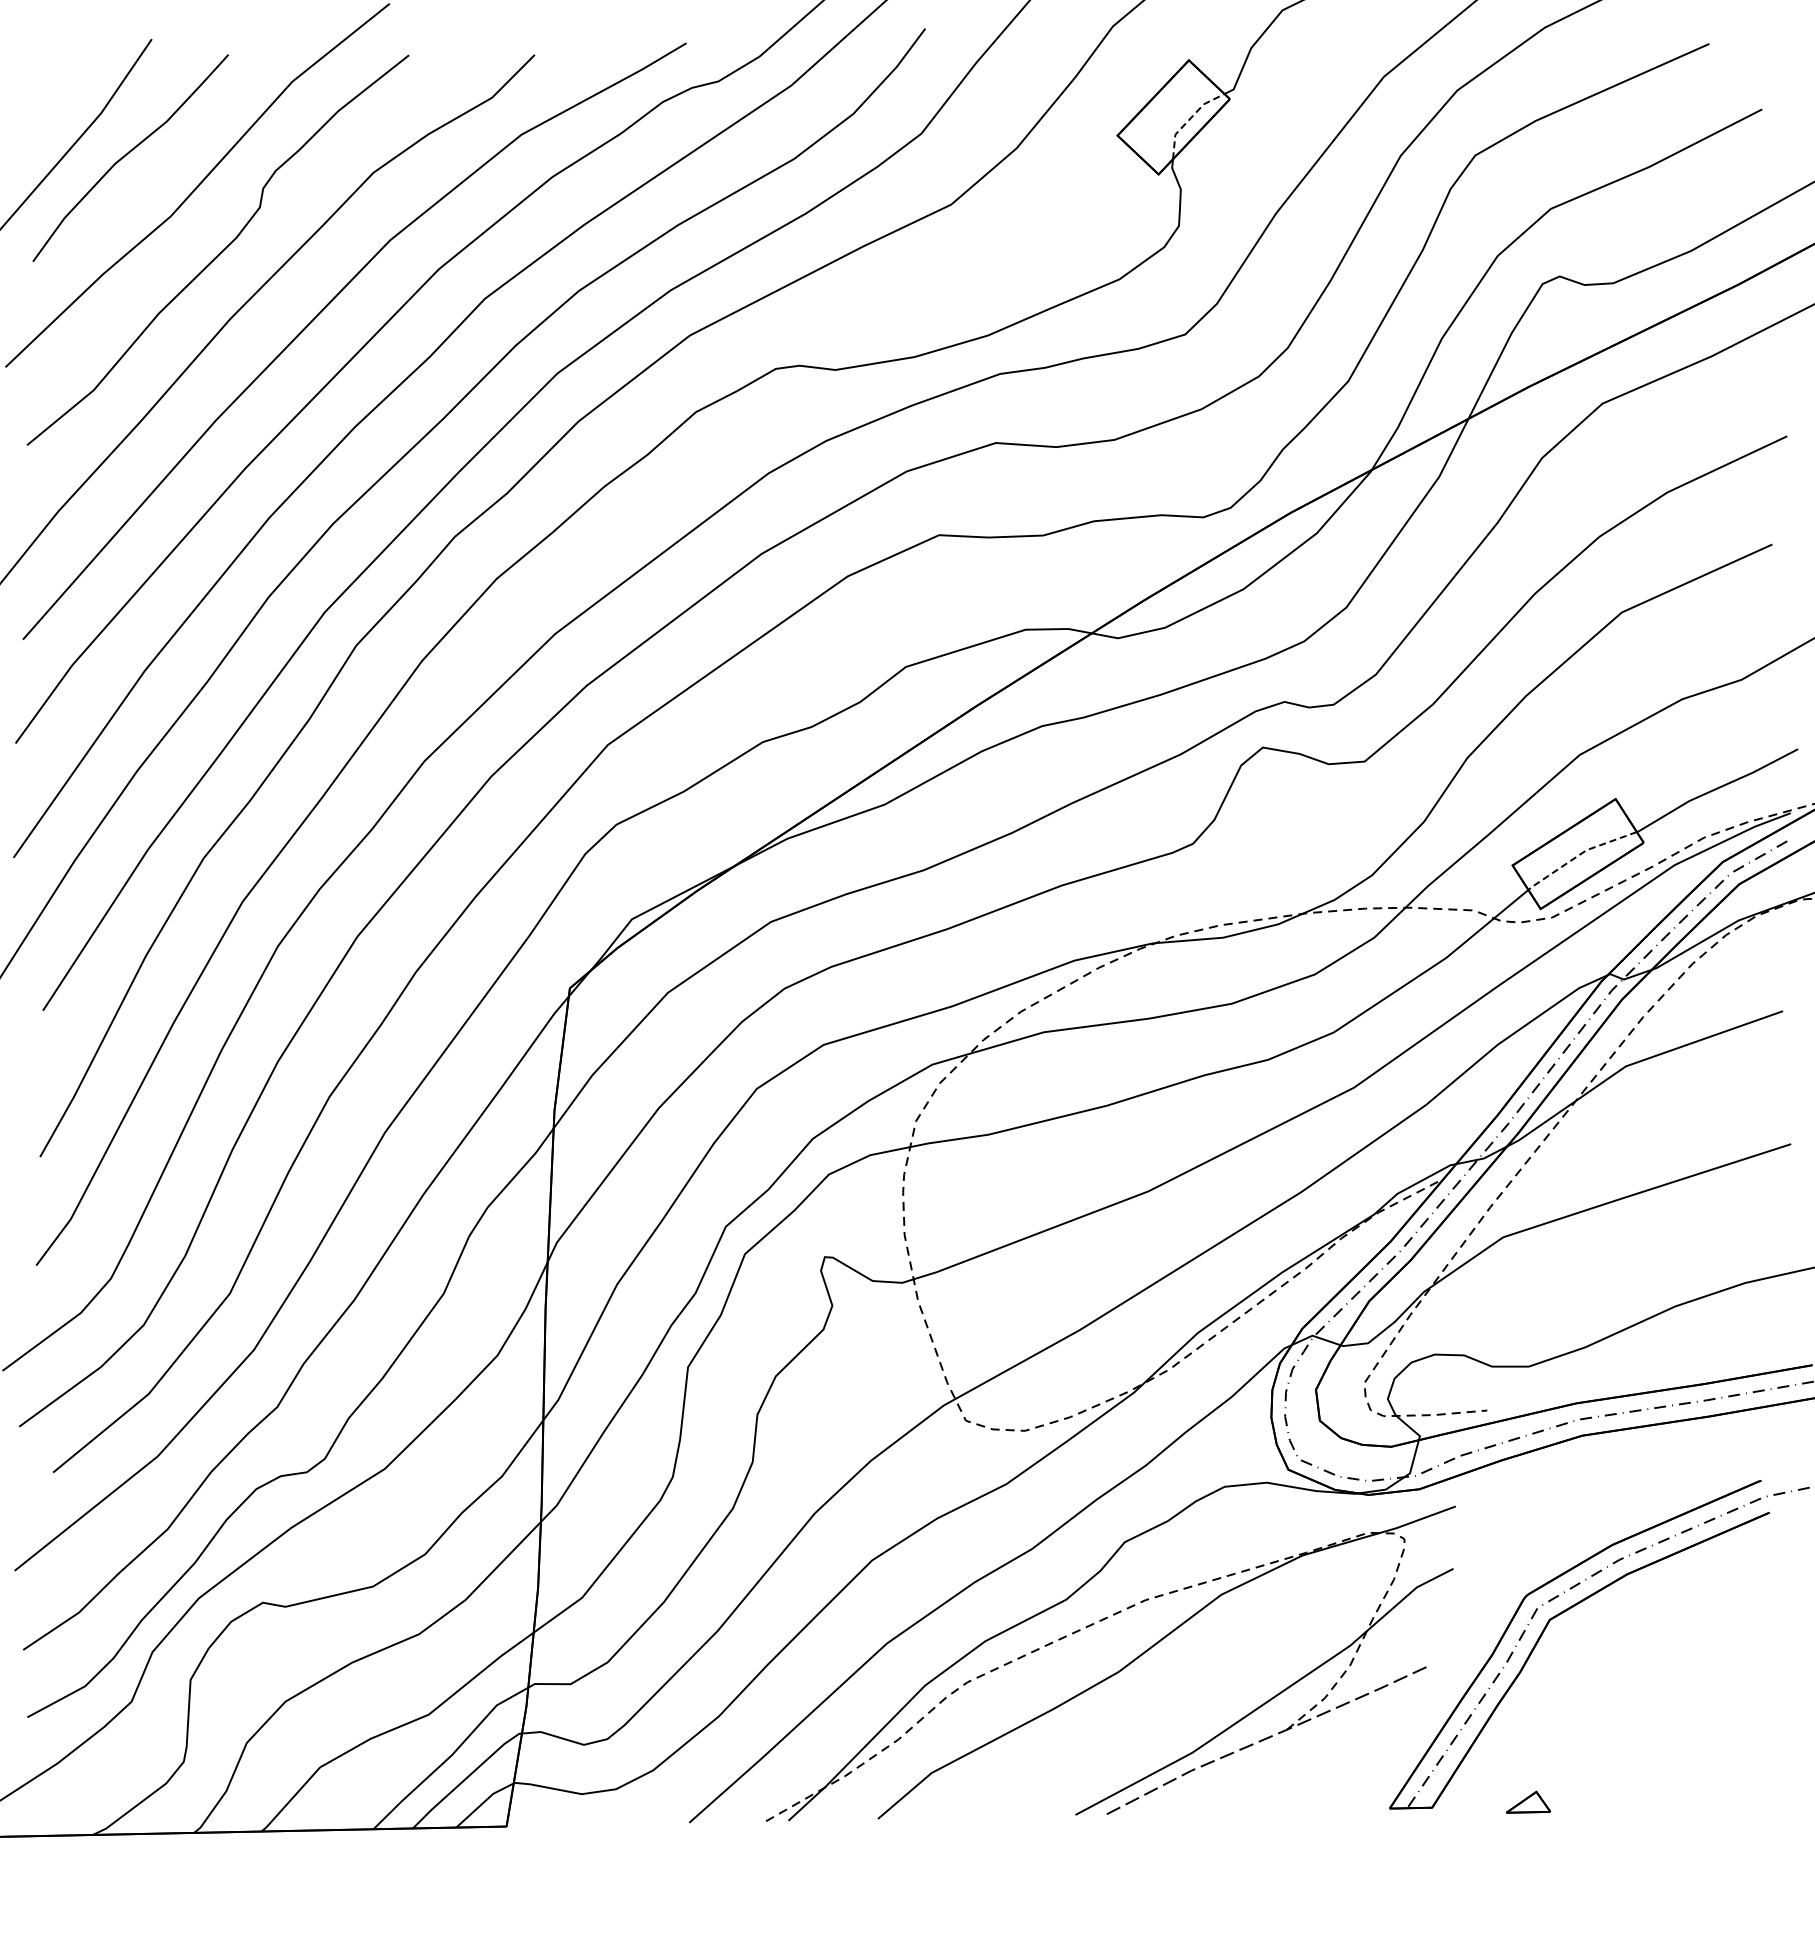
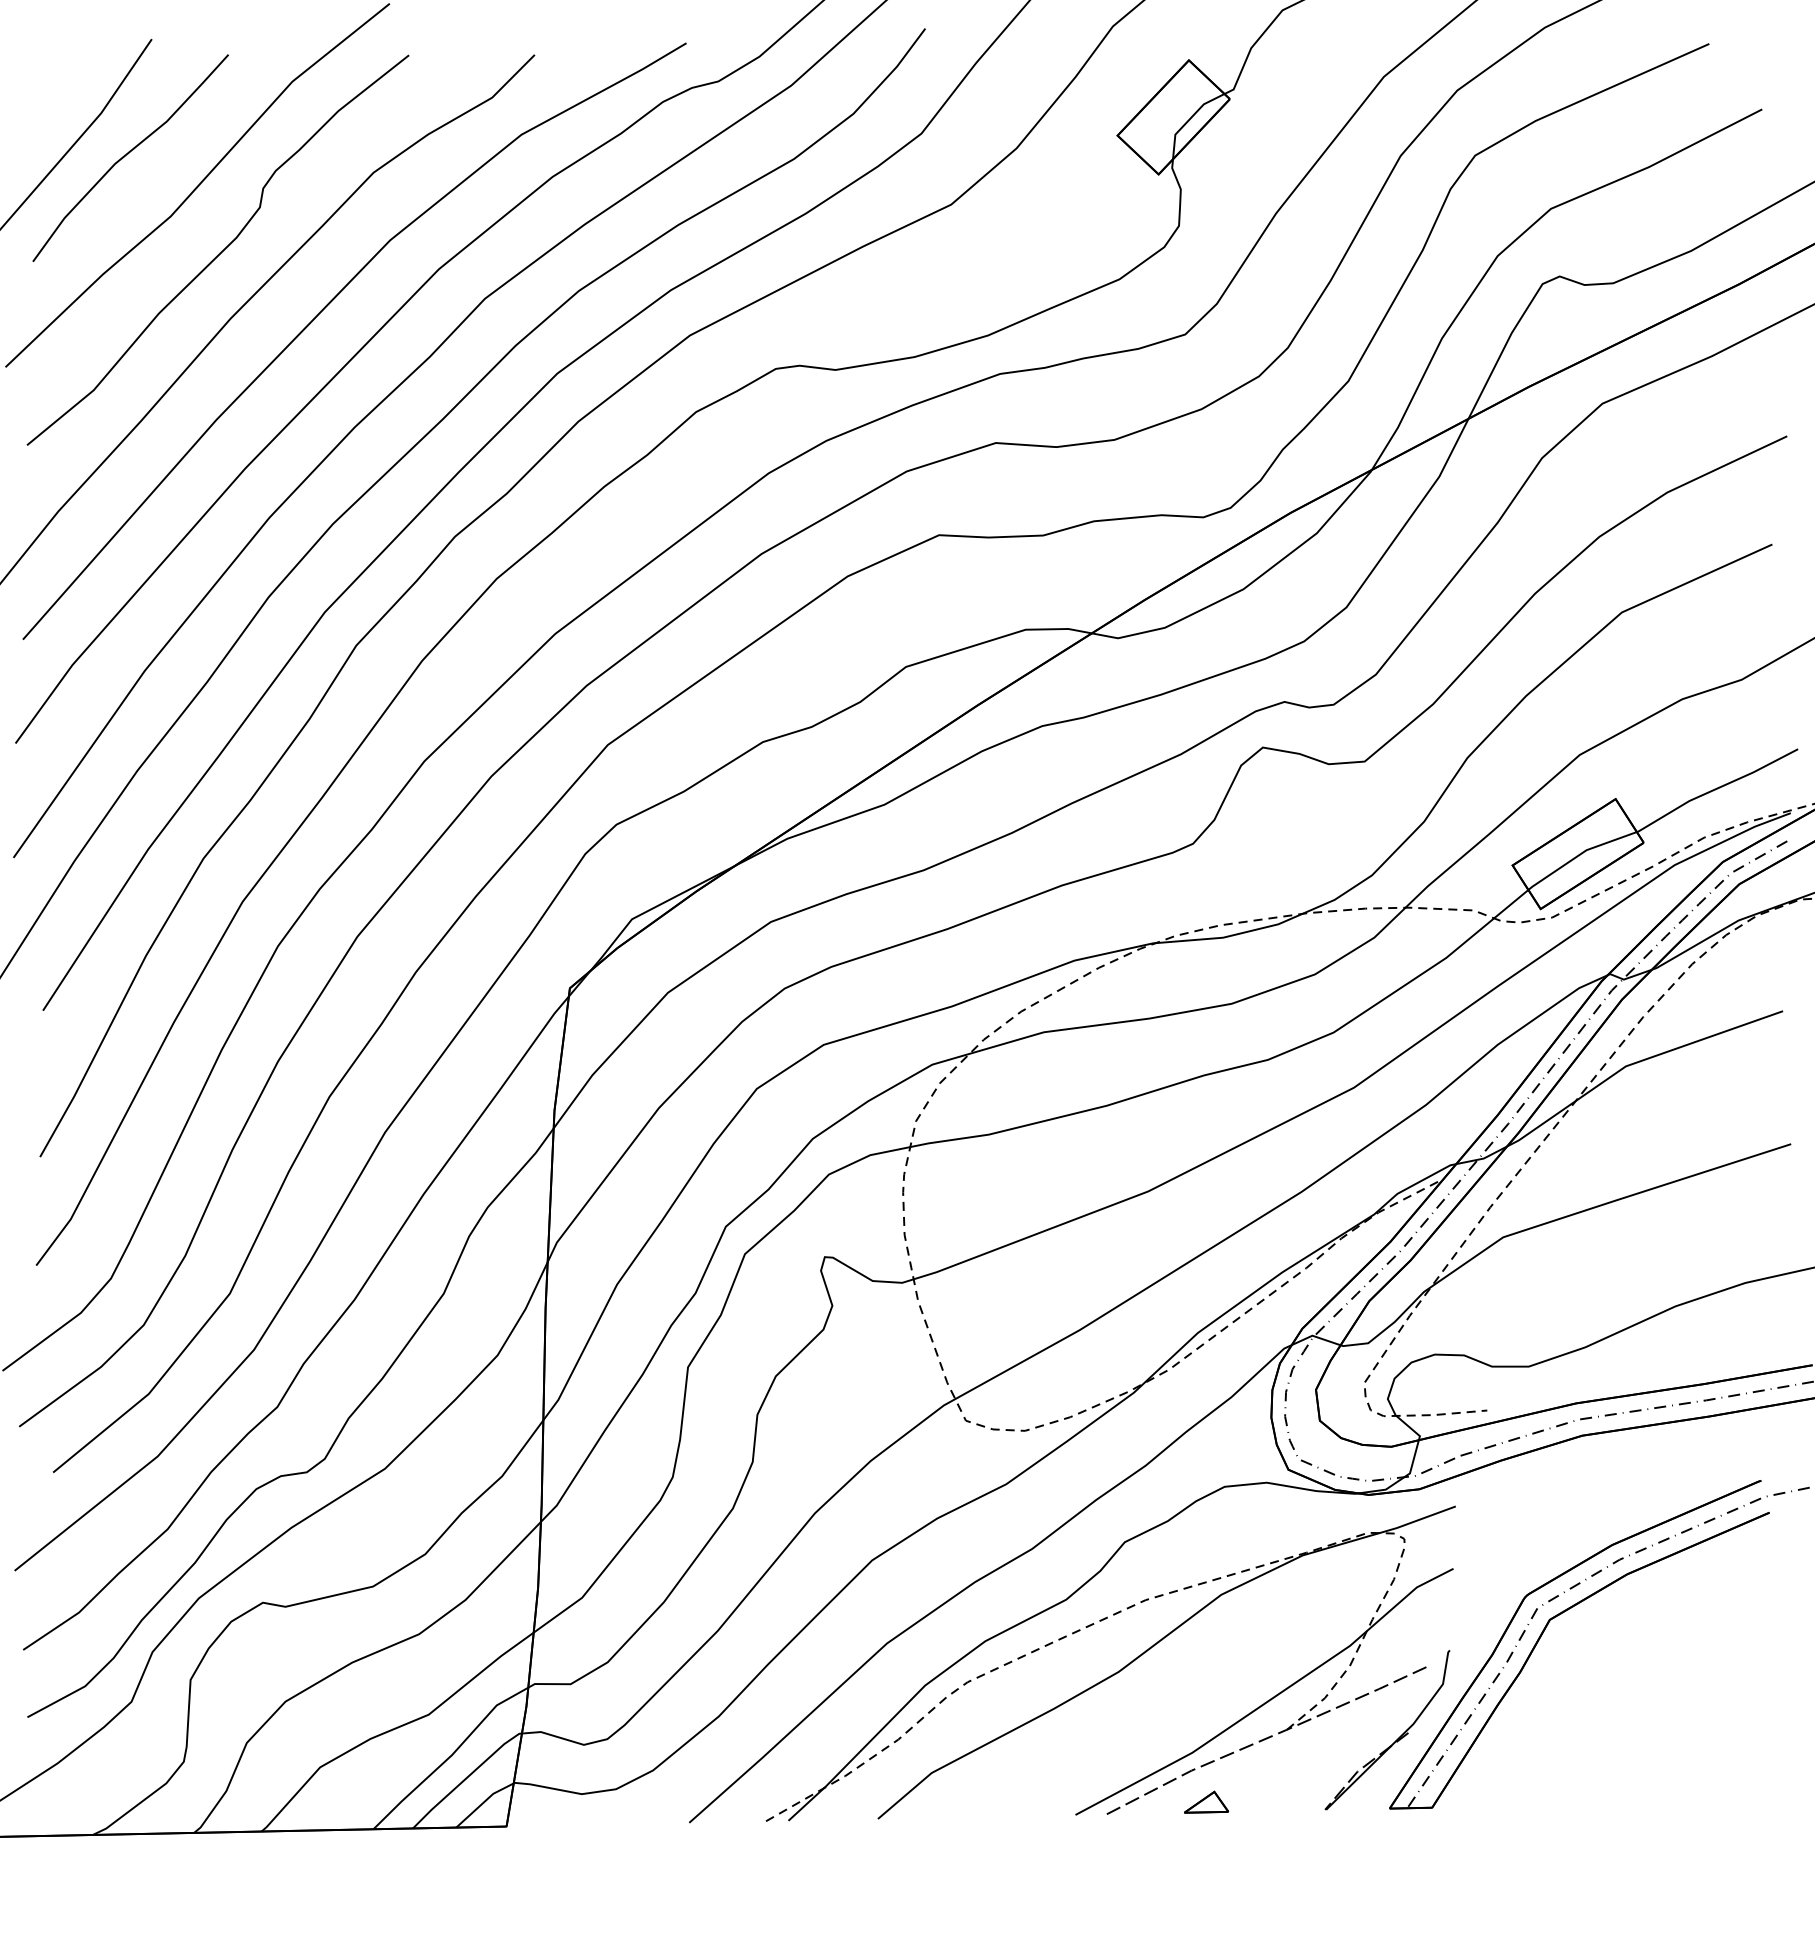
line: dashed -> solid (1188, 120)
line: dashed -> solid (1579, 855)
part: none -> present (1396, 1739)
part position: (1528, 1801) -> (1206, 1801) (1206, 1801)
